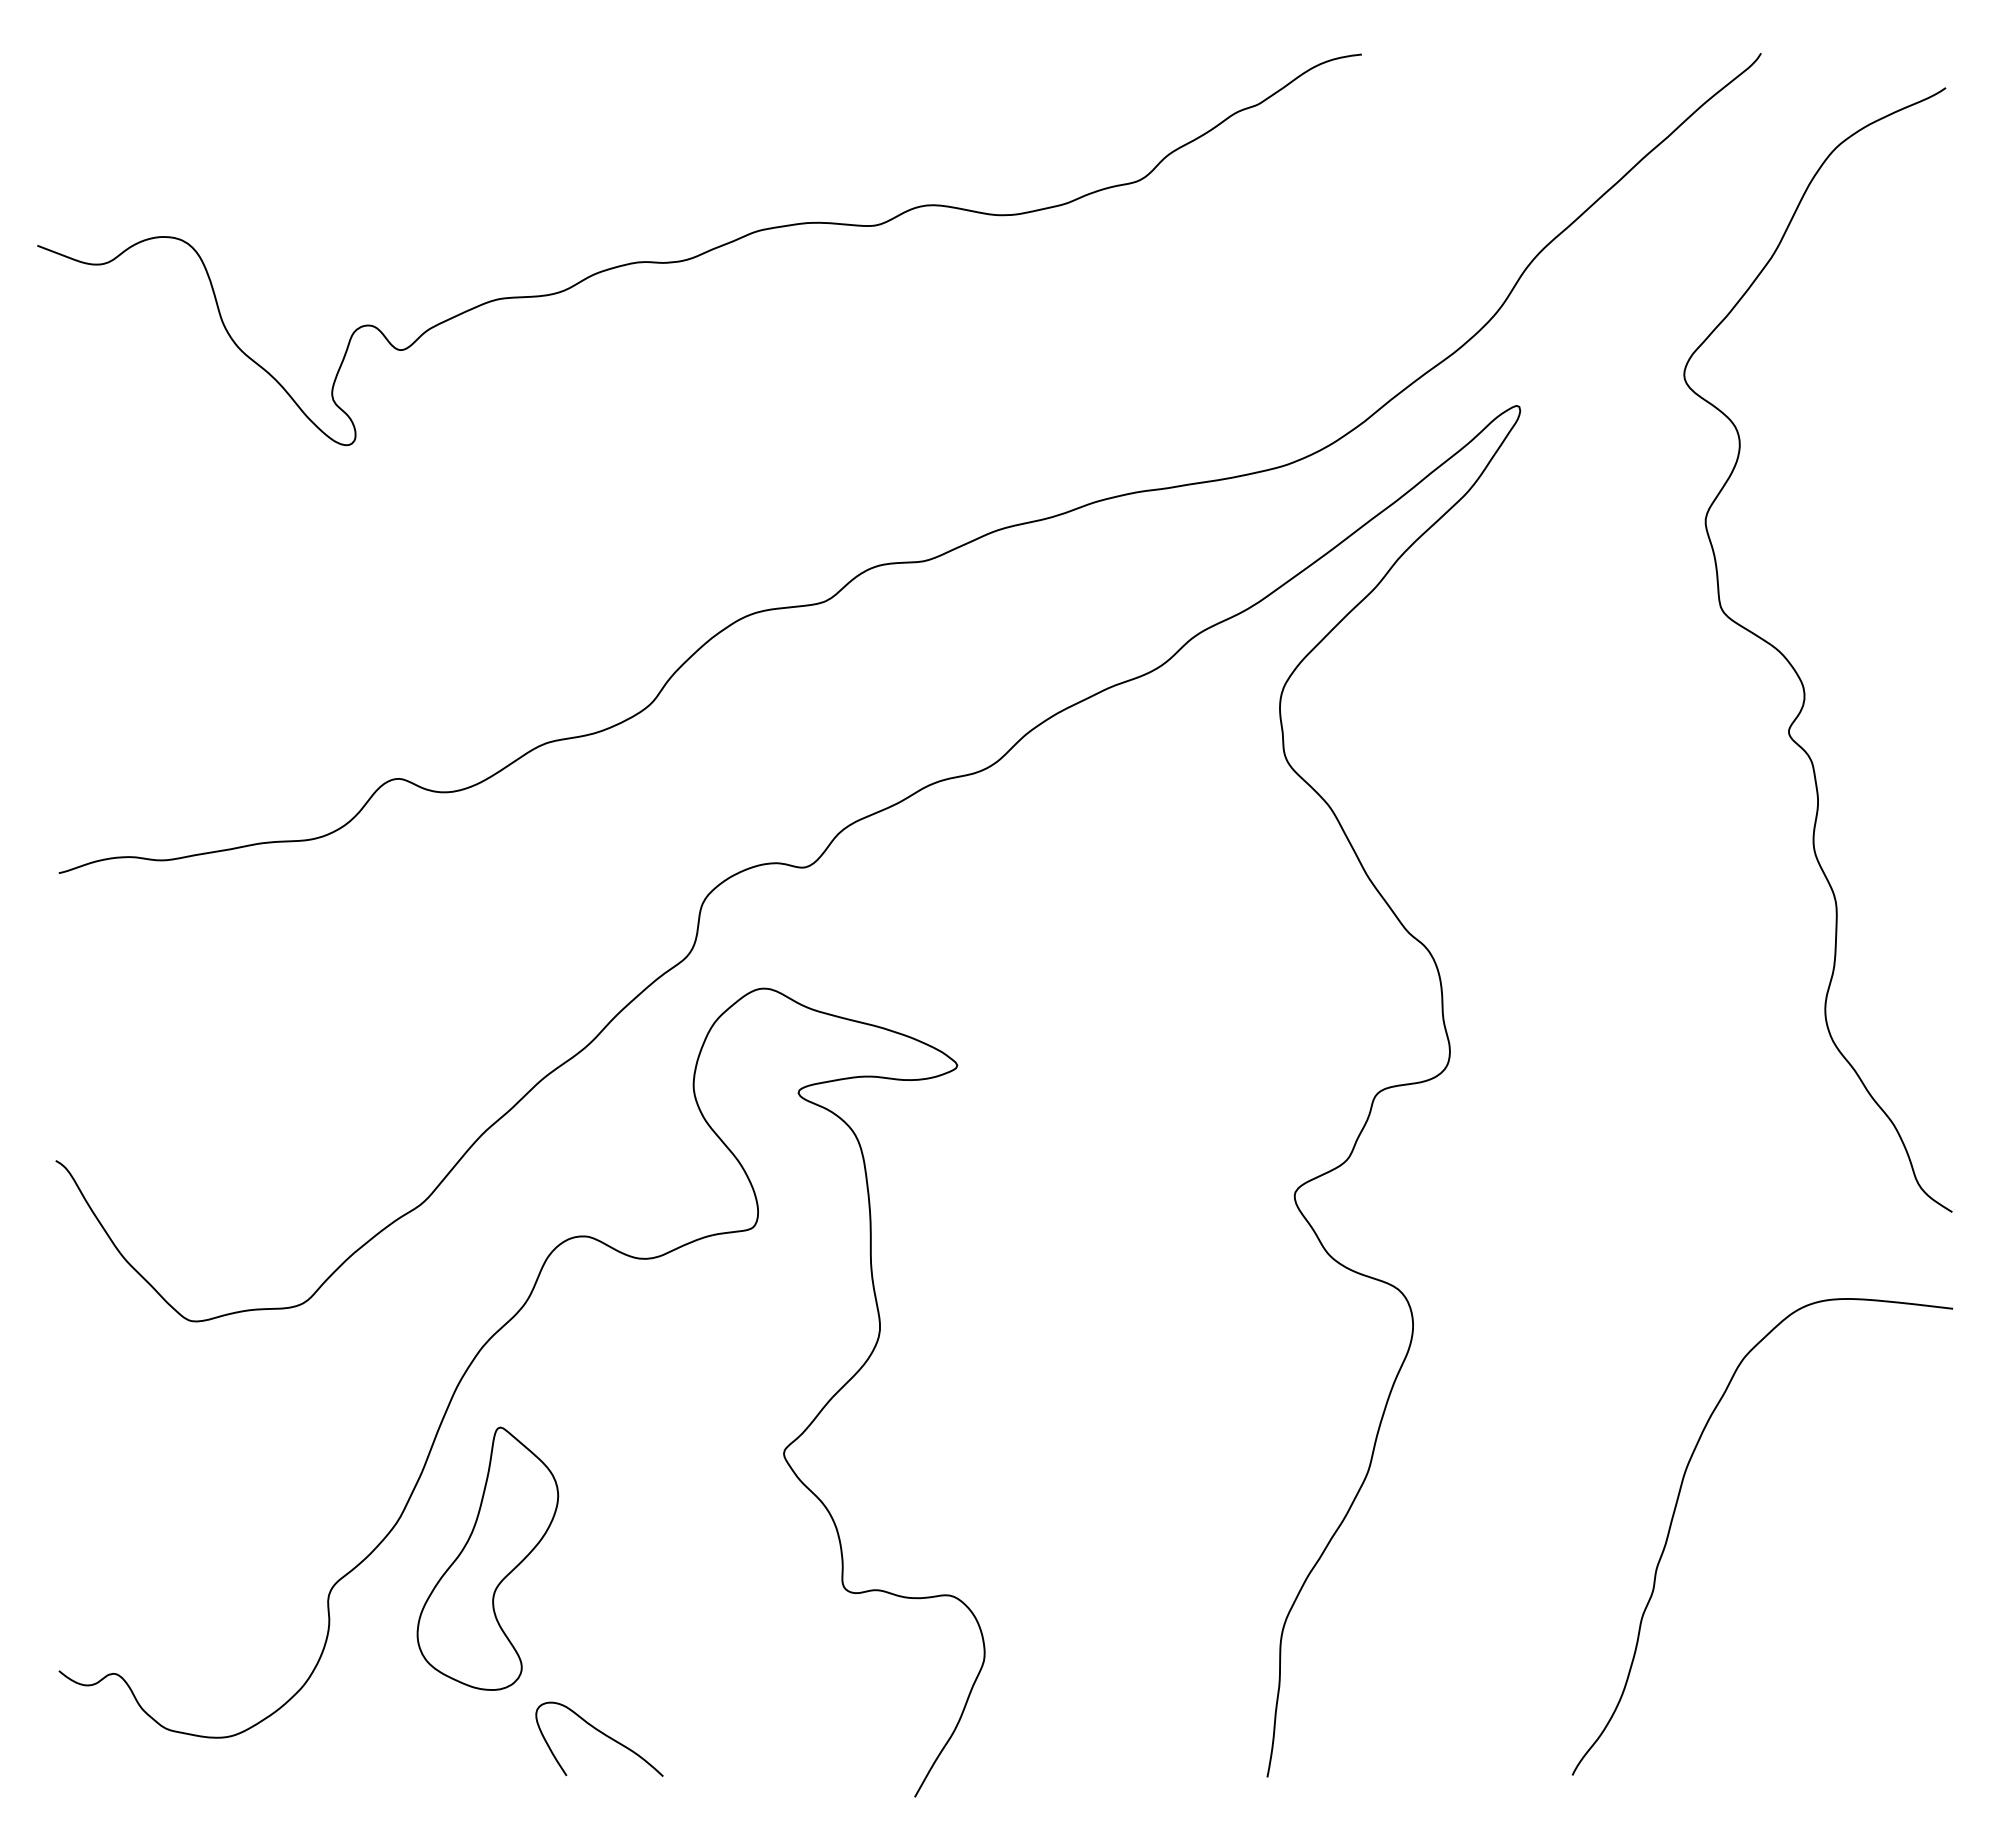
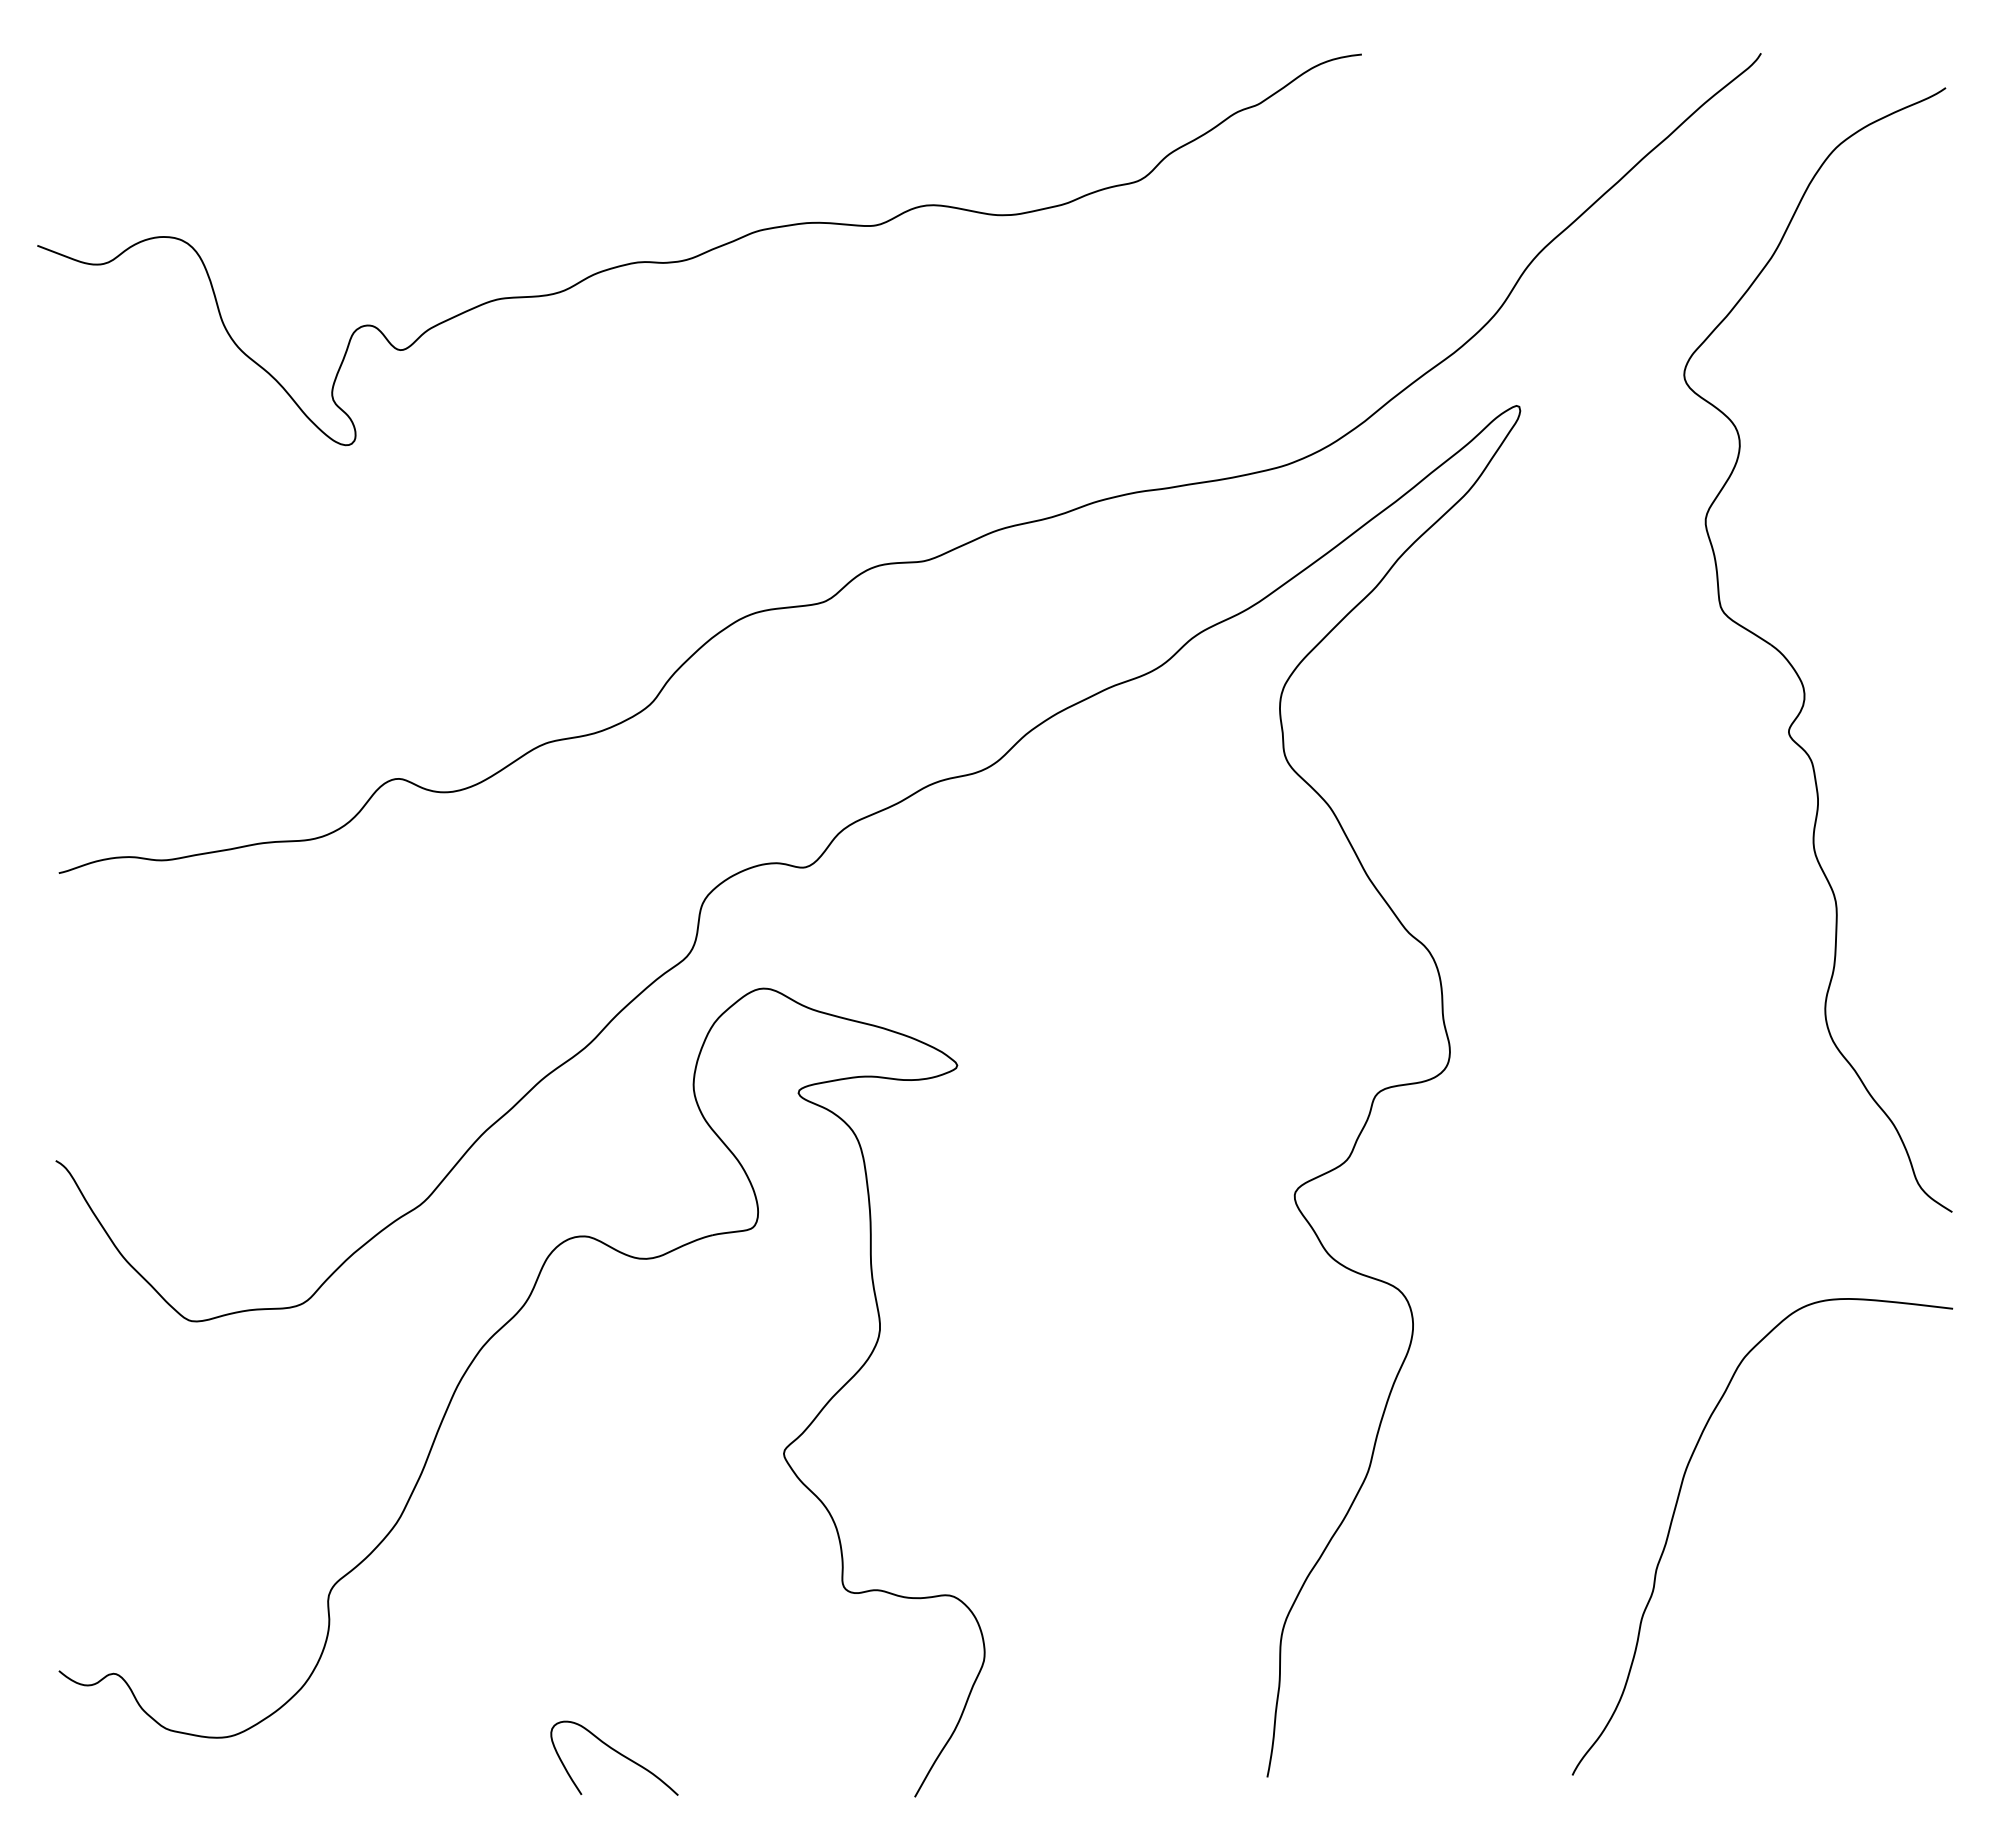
part: present -> none (487, 1558)
curve position: (602, 1734) -> (617, 1753) (617, 1753)
